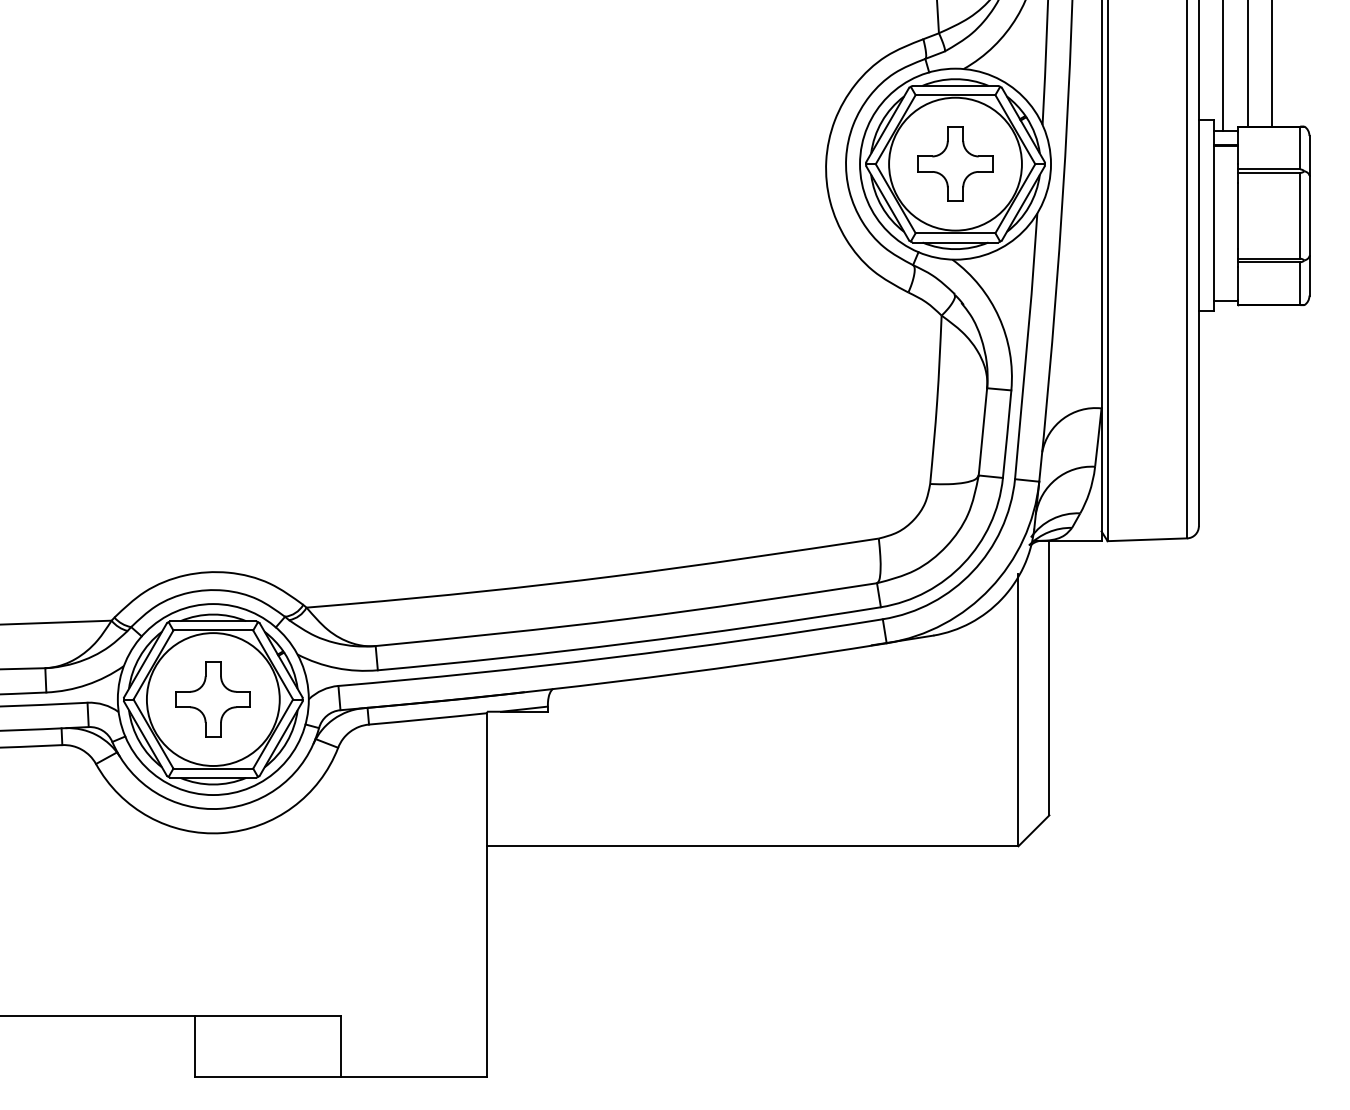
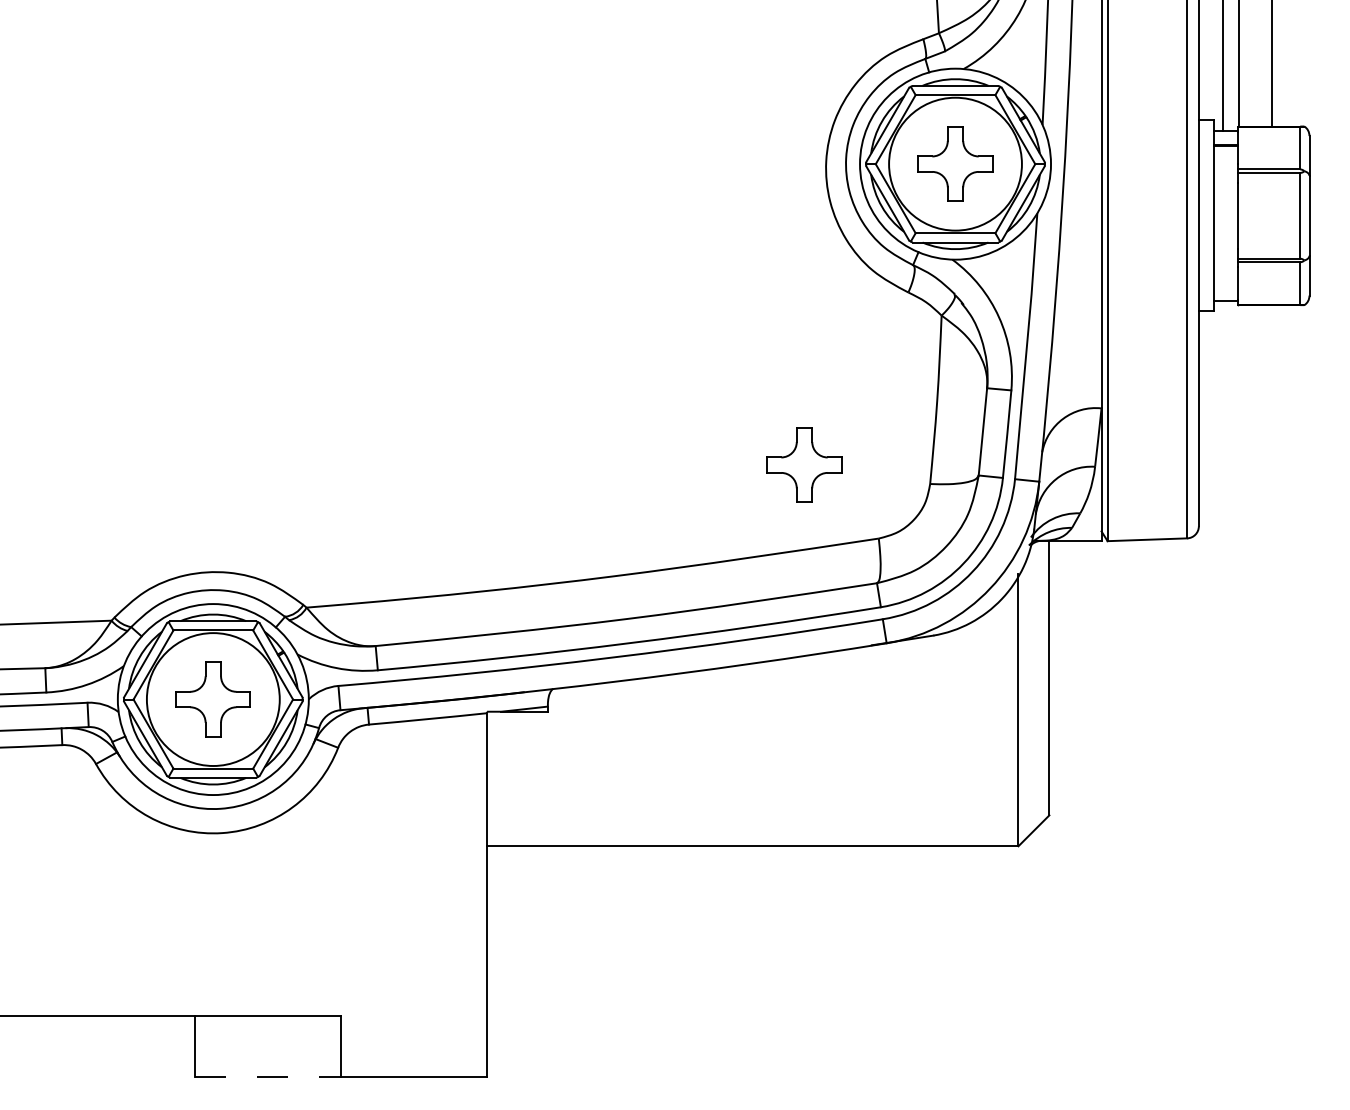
line position: (1247, 64) -> (1238, 64) (1238, 64)
part: none -> present (804, 464)
line: solid -> dashed (268, 1076)
